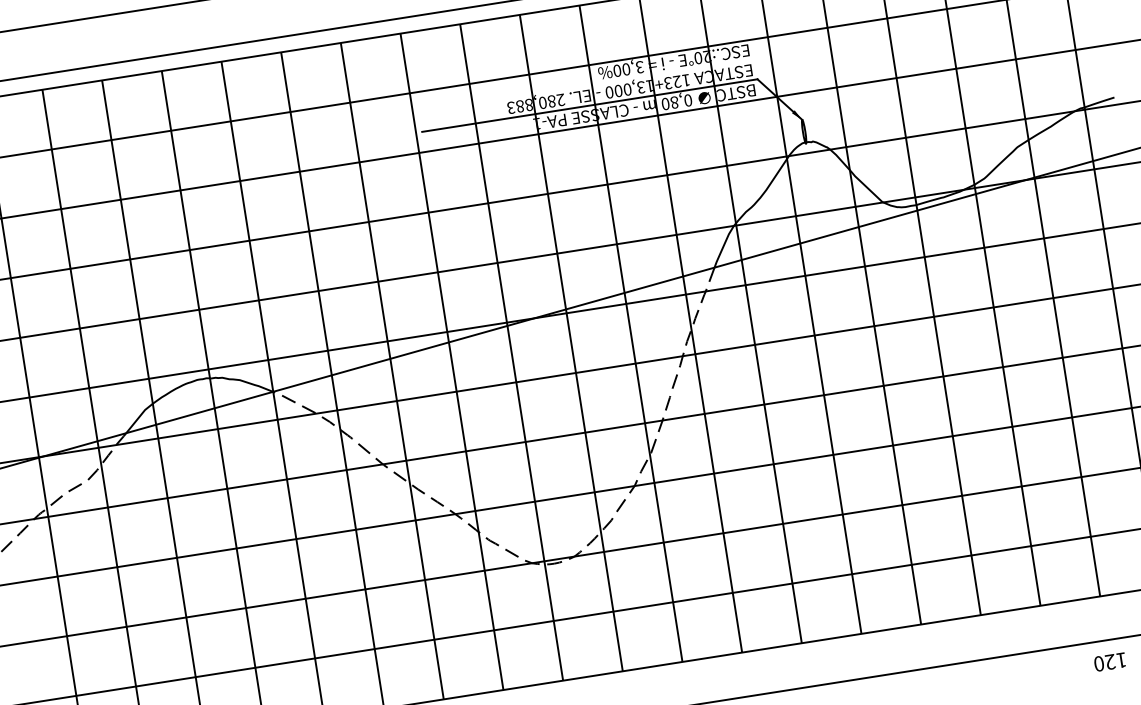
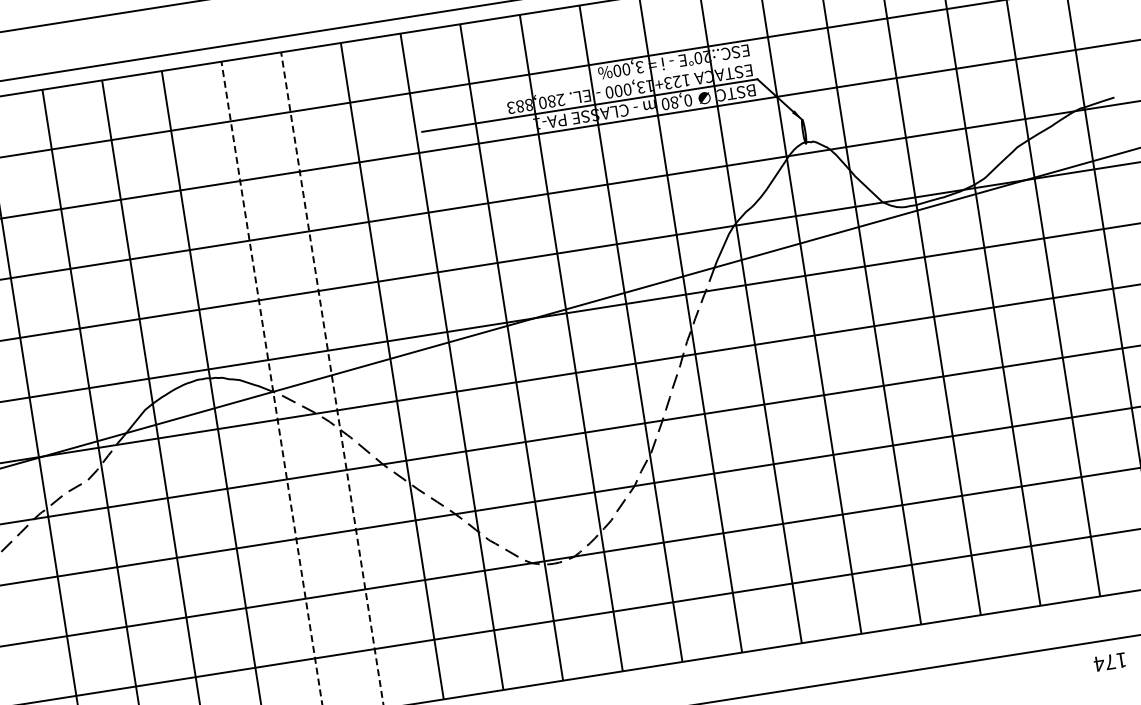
line: solid -> dashed (332, 378)
line: solid -> dashed (271, 382)
text: 120 -> 174 (1104, 662)
